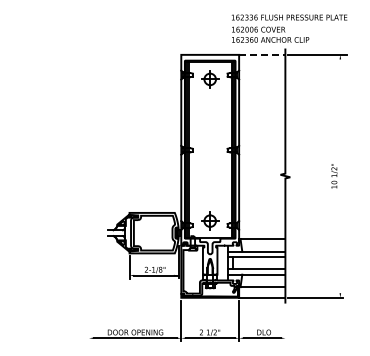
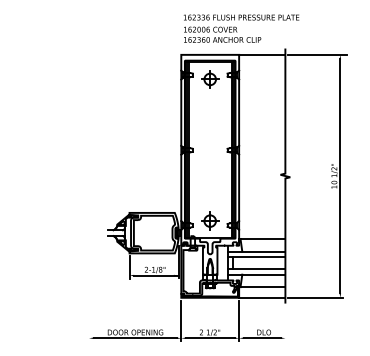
text position: (289, 28) -> (241, 28) (241, 28)
line: dashed -> solid (262, 54)
line: none -> present (340, 176)
